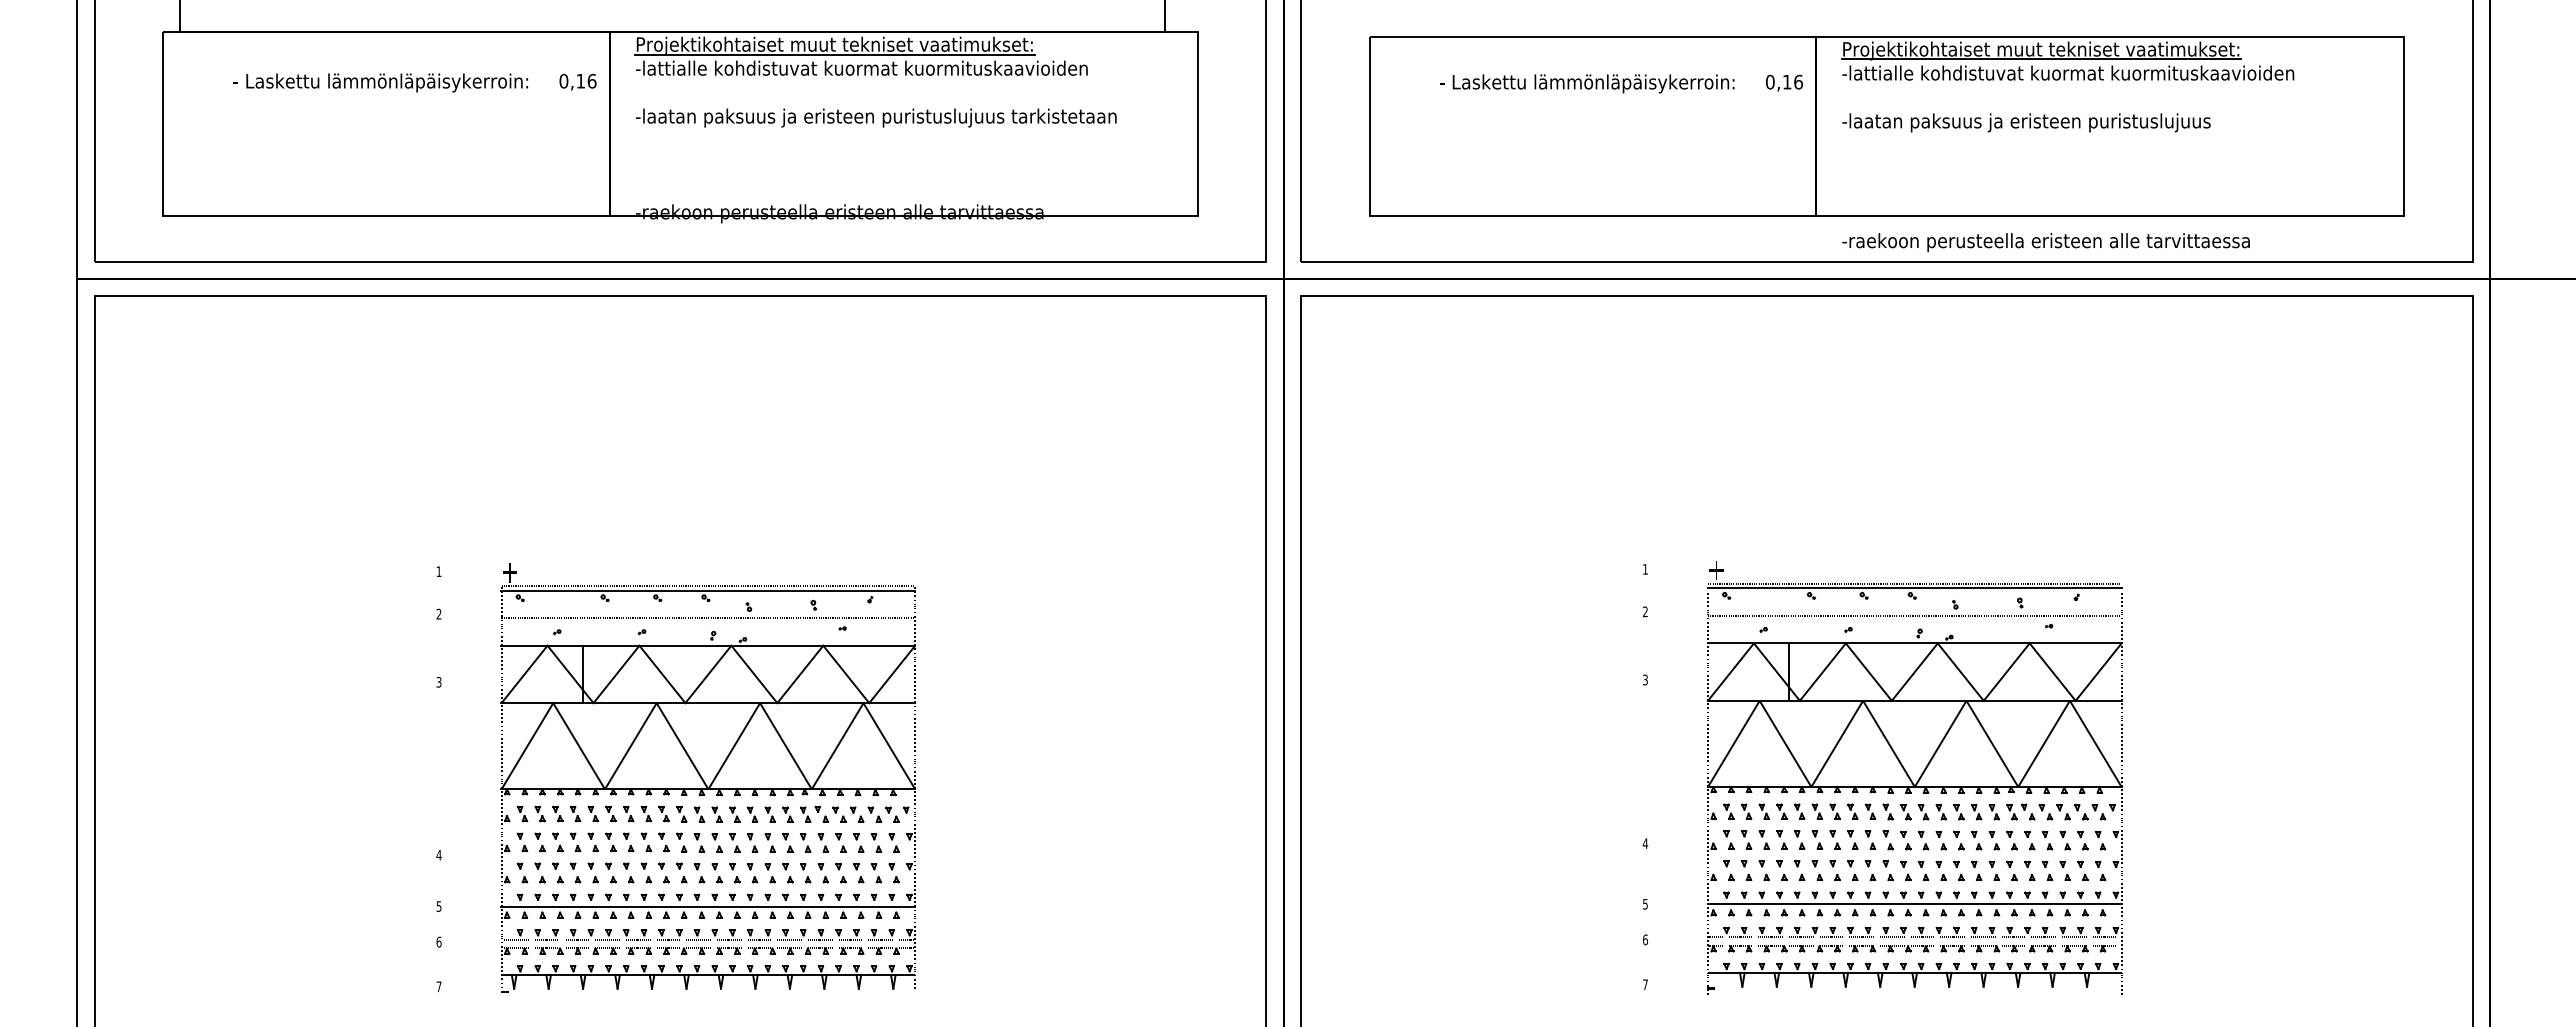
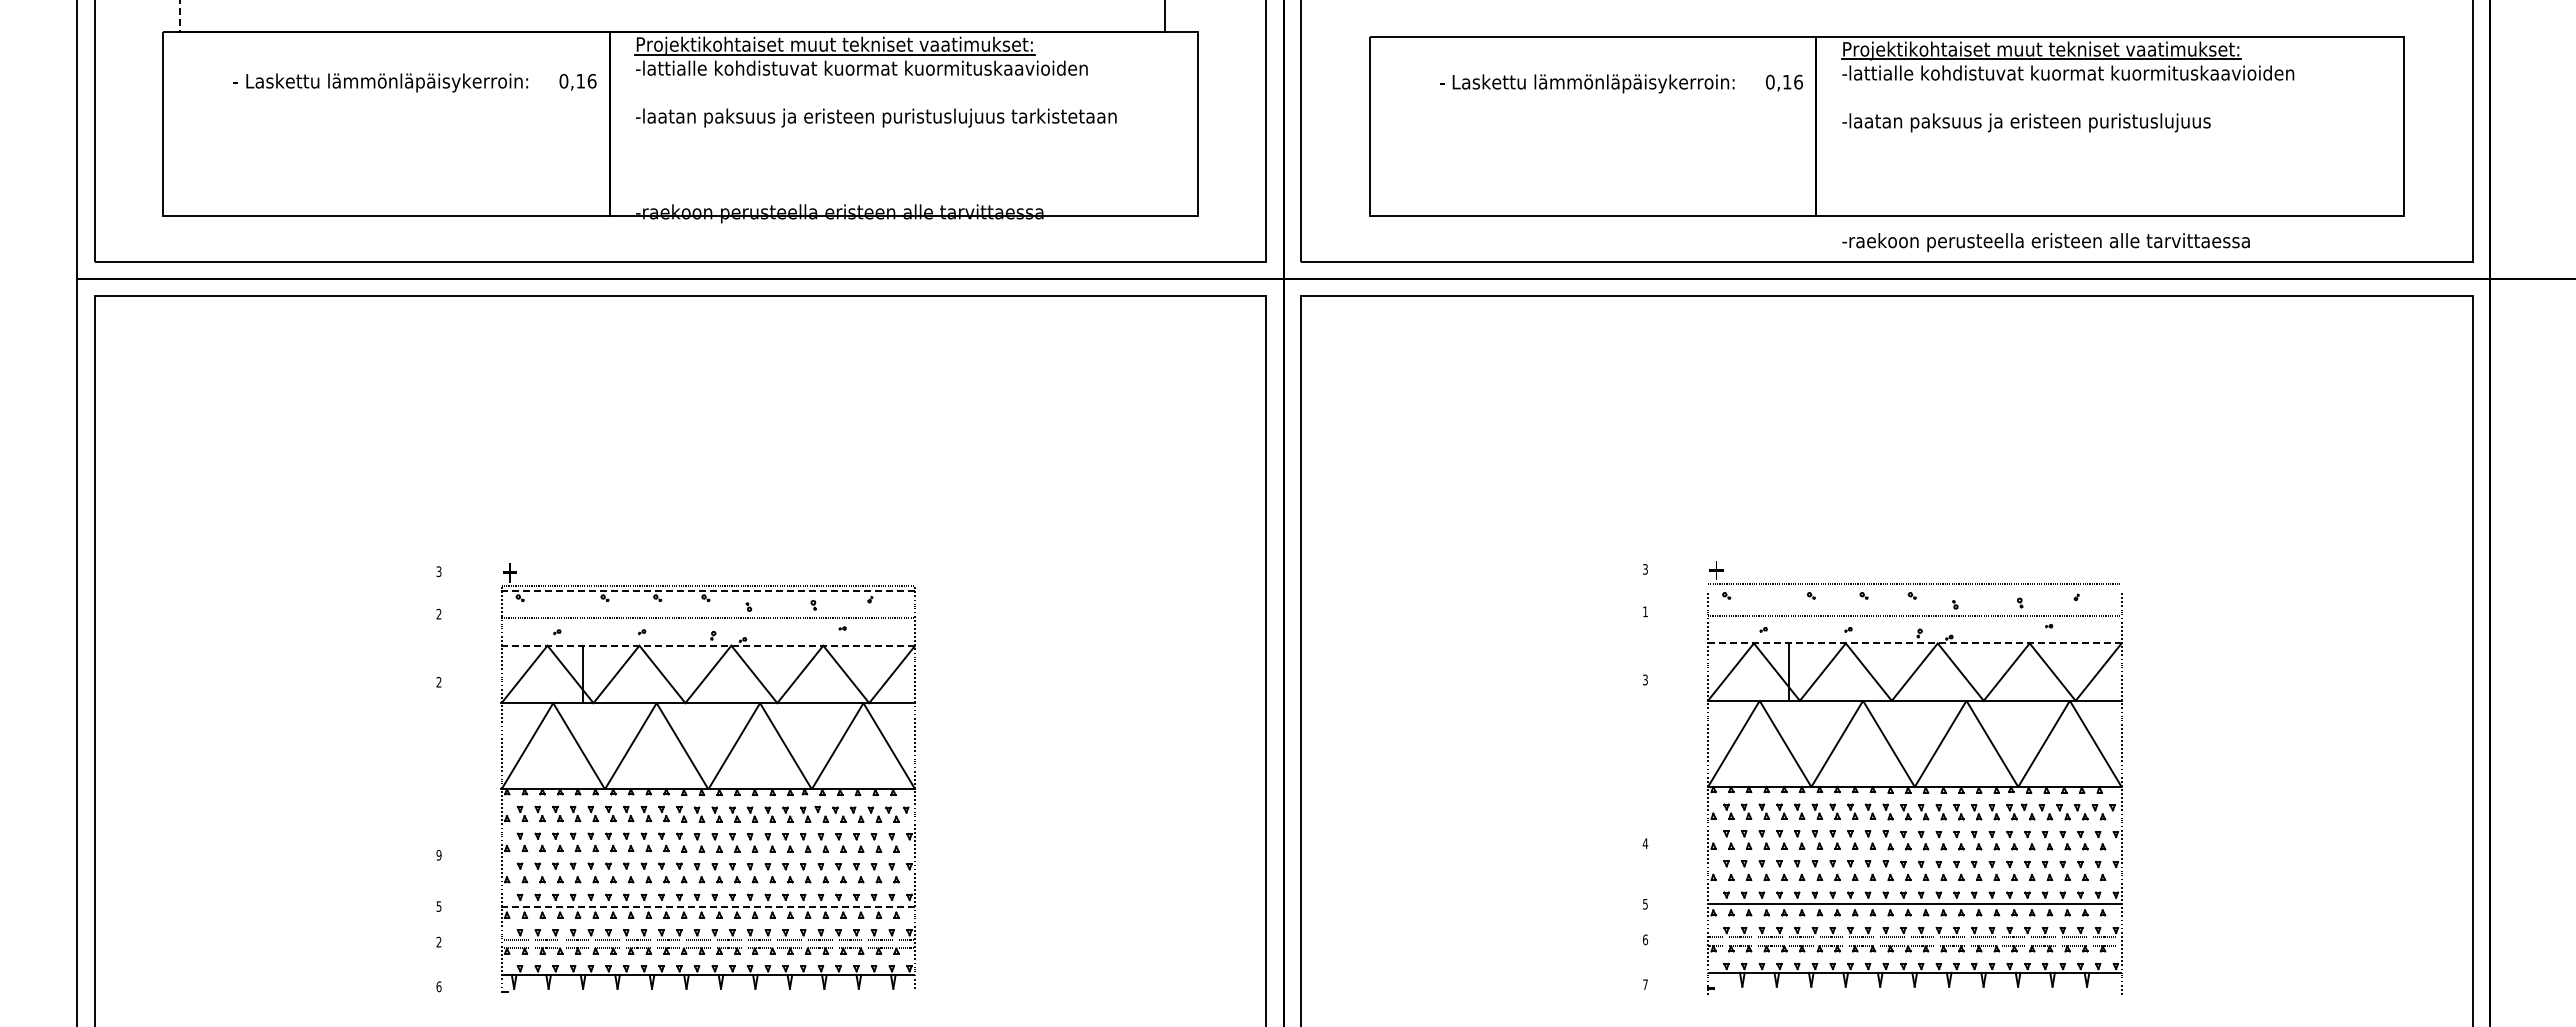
line: solid -> dashed (179, 16)
text: 1 -> 3 (1645, 569)
text: 1 -> 3 (438, 571)
line: present -> none (1914, 588)
line: solid -> dashed (708, 590)
text: 2 -> 1 (1645, 611)
line: solid -> dashed (1914, 643)
line: solid -> dashed (708, 645)
text: 3 -> 2 (438, 682)
text: 4 -> 9 (438, 854)
line: solid -> dashed (708, 906)
text: 6 -> 2 (438, 941)
text: 7 -> 6 (438, 986)
